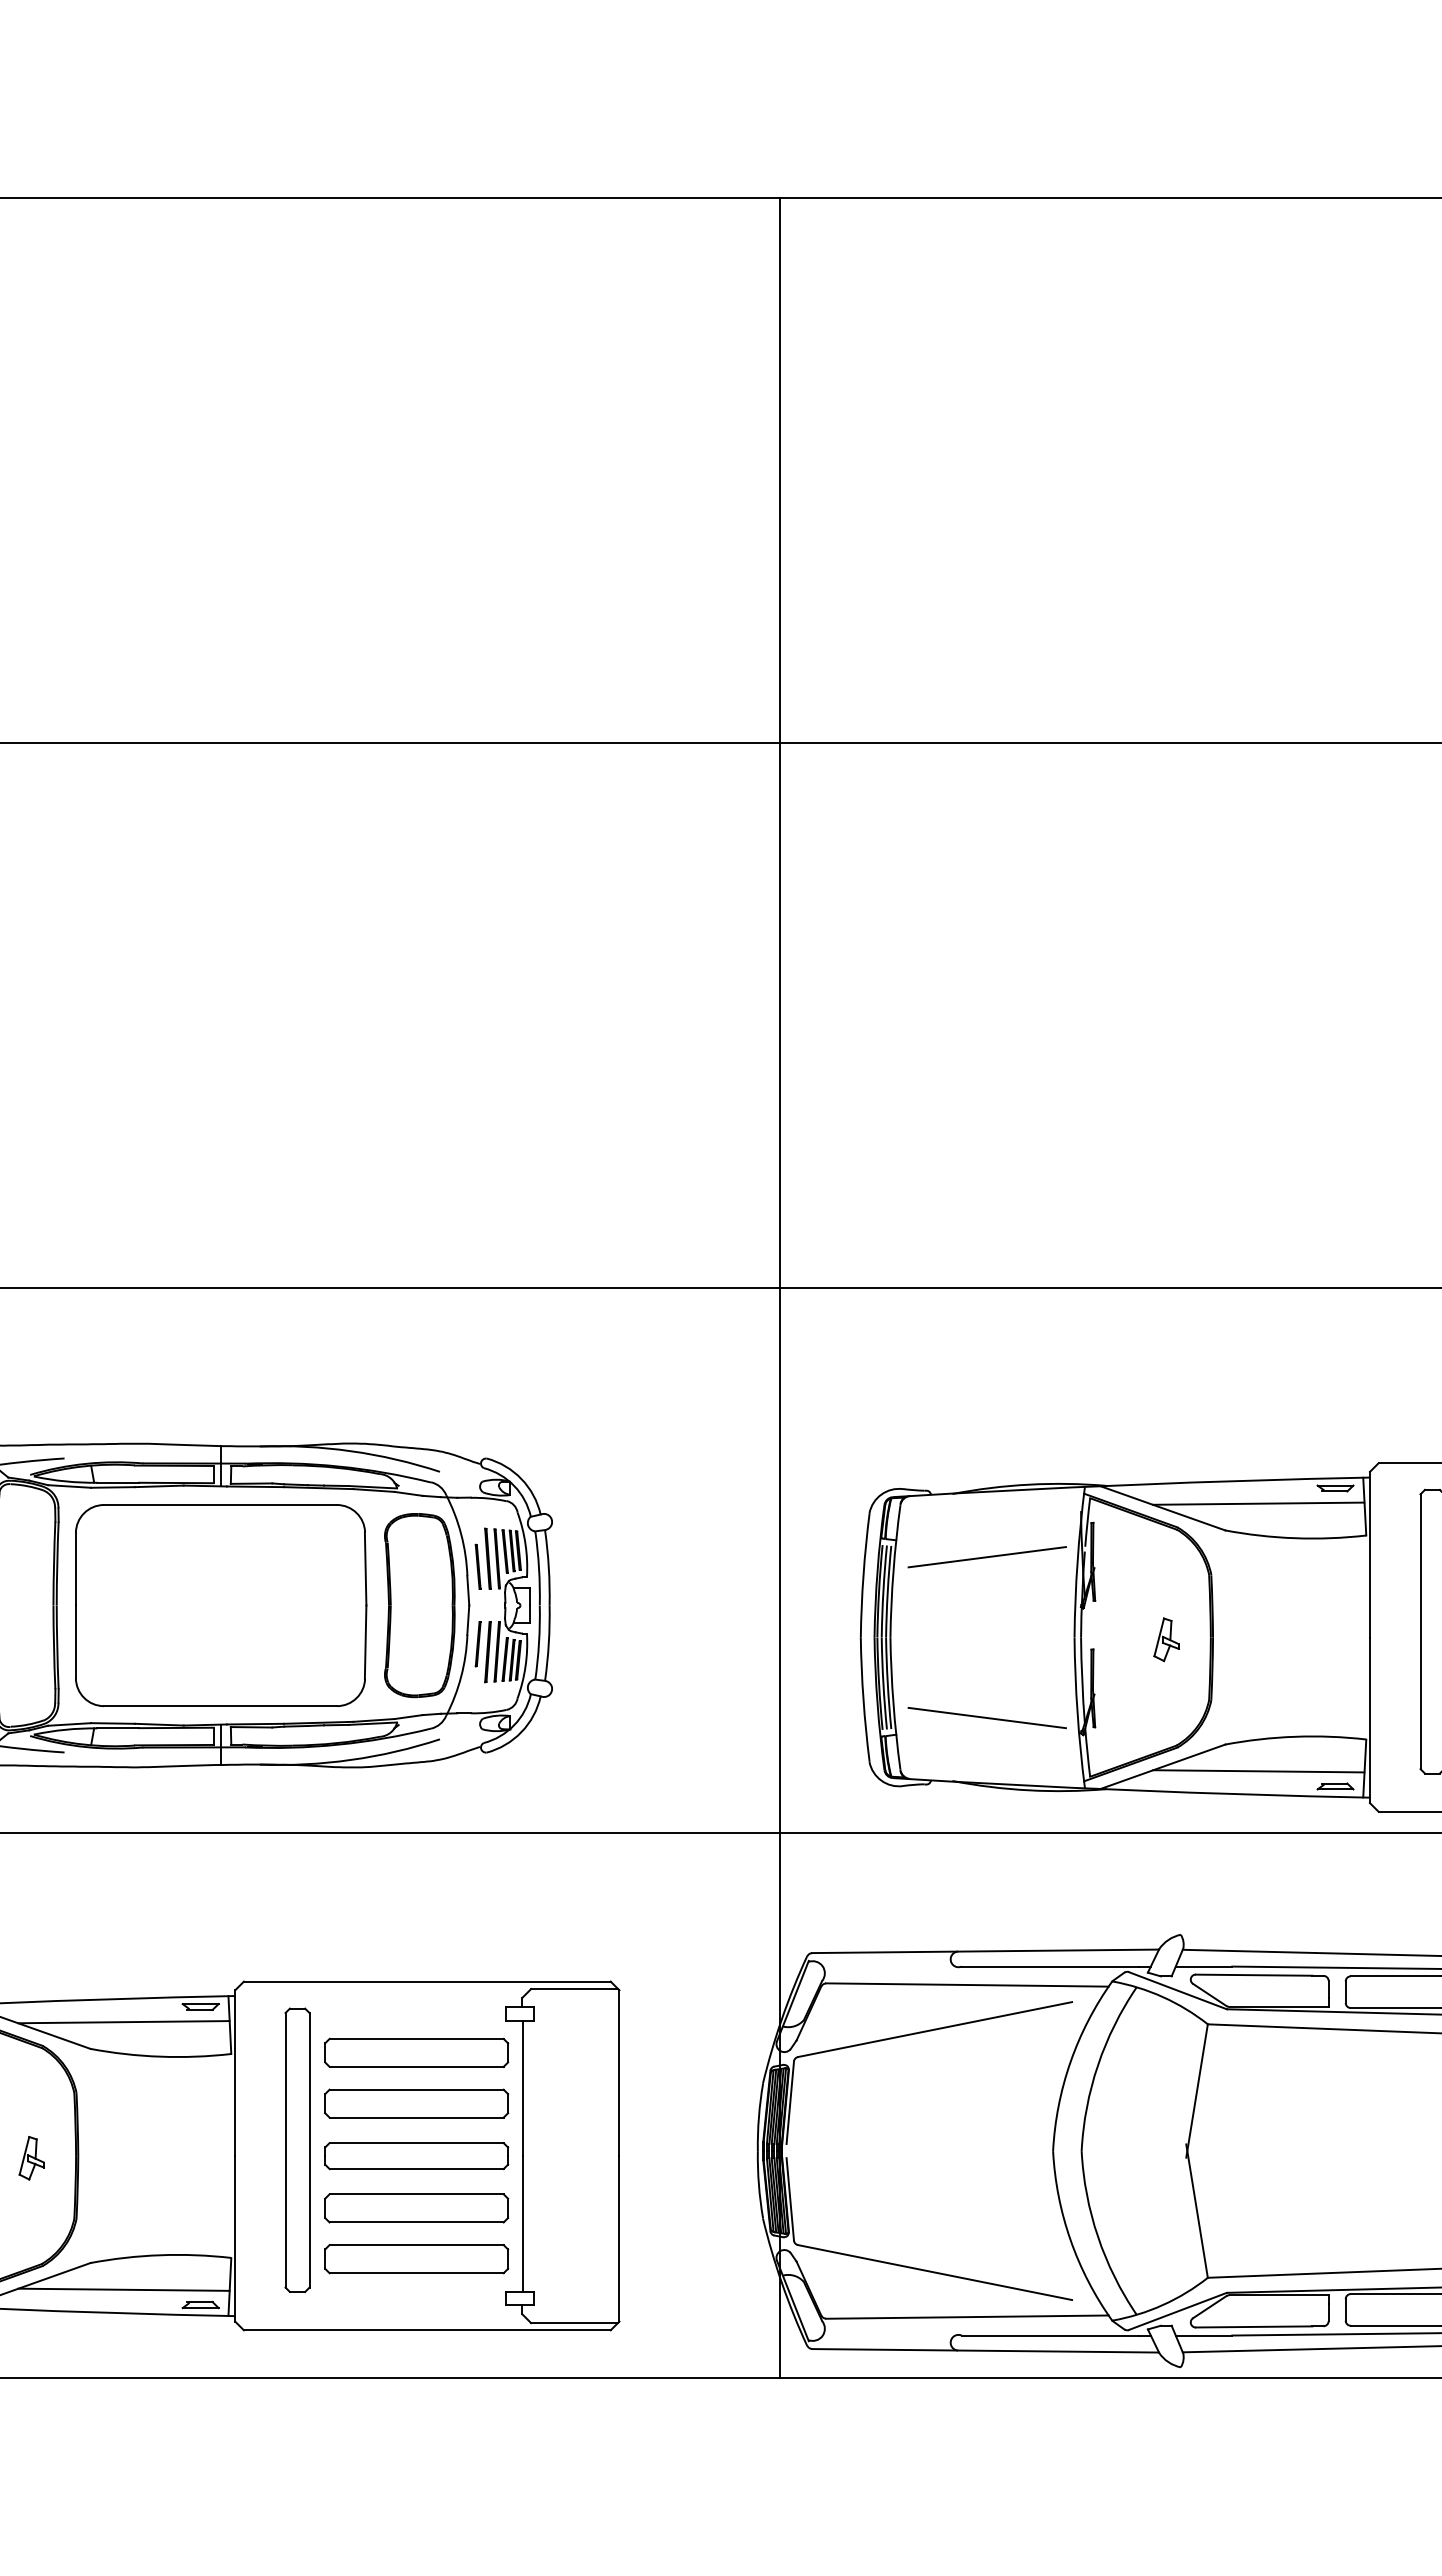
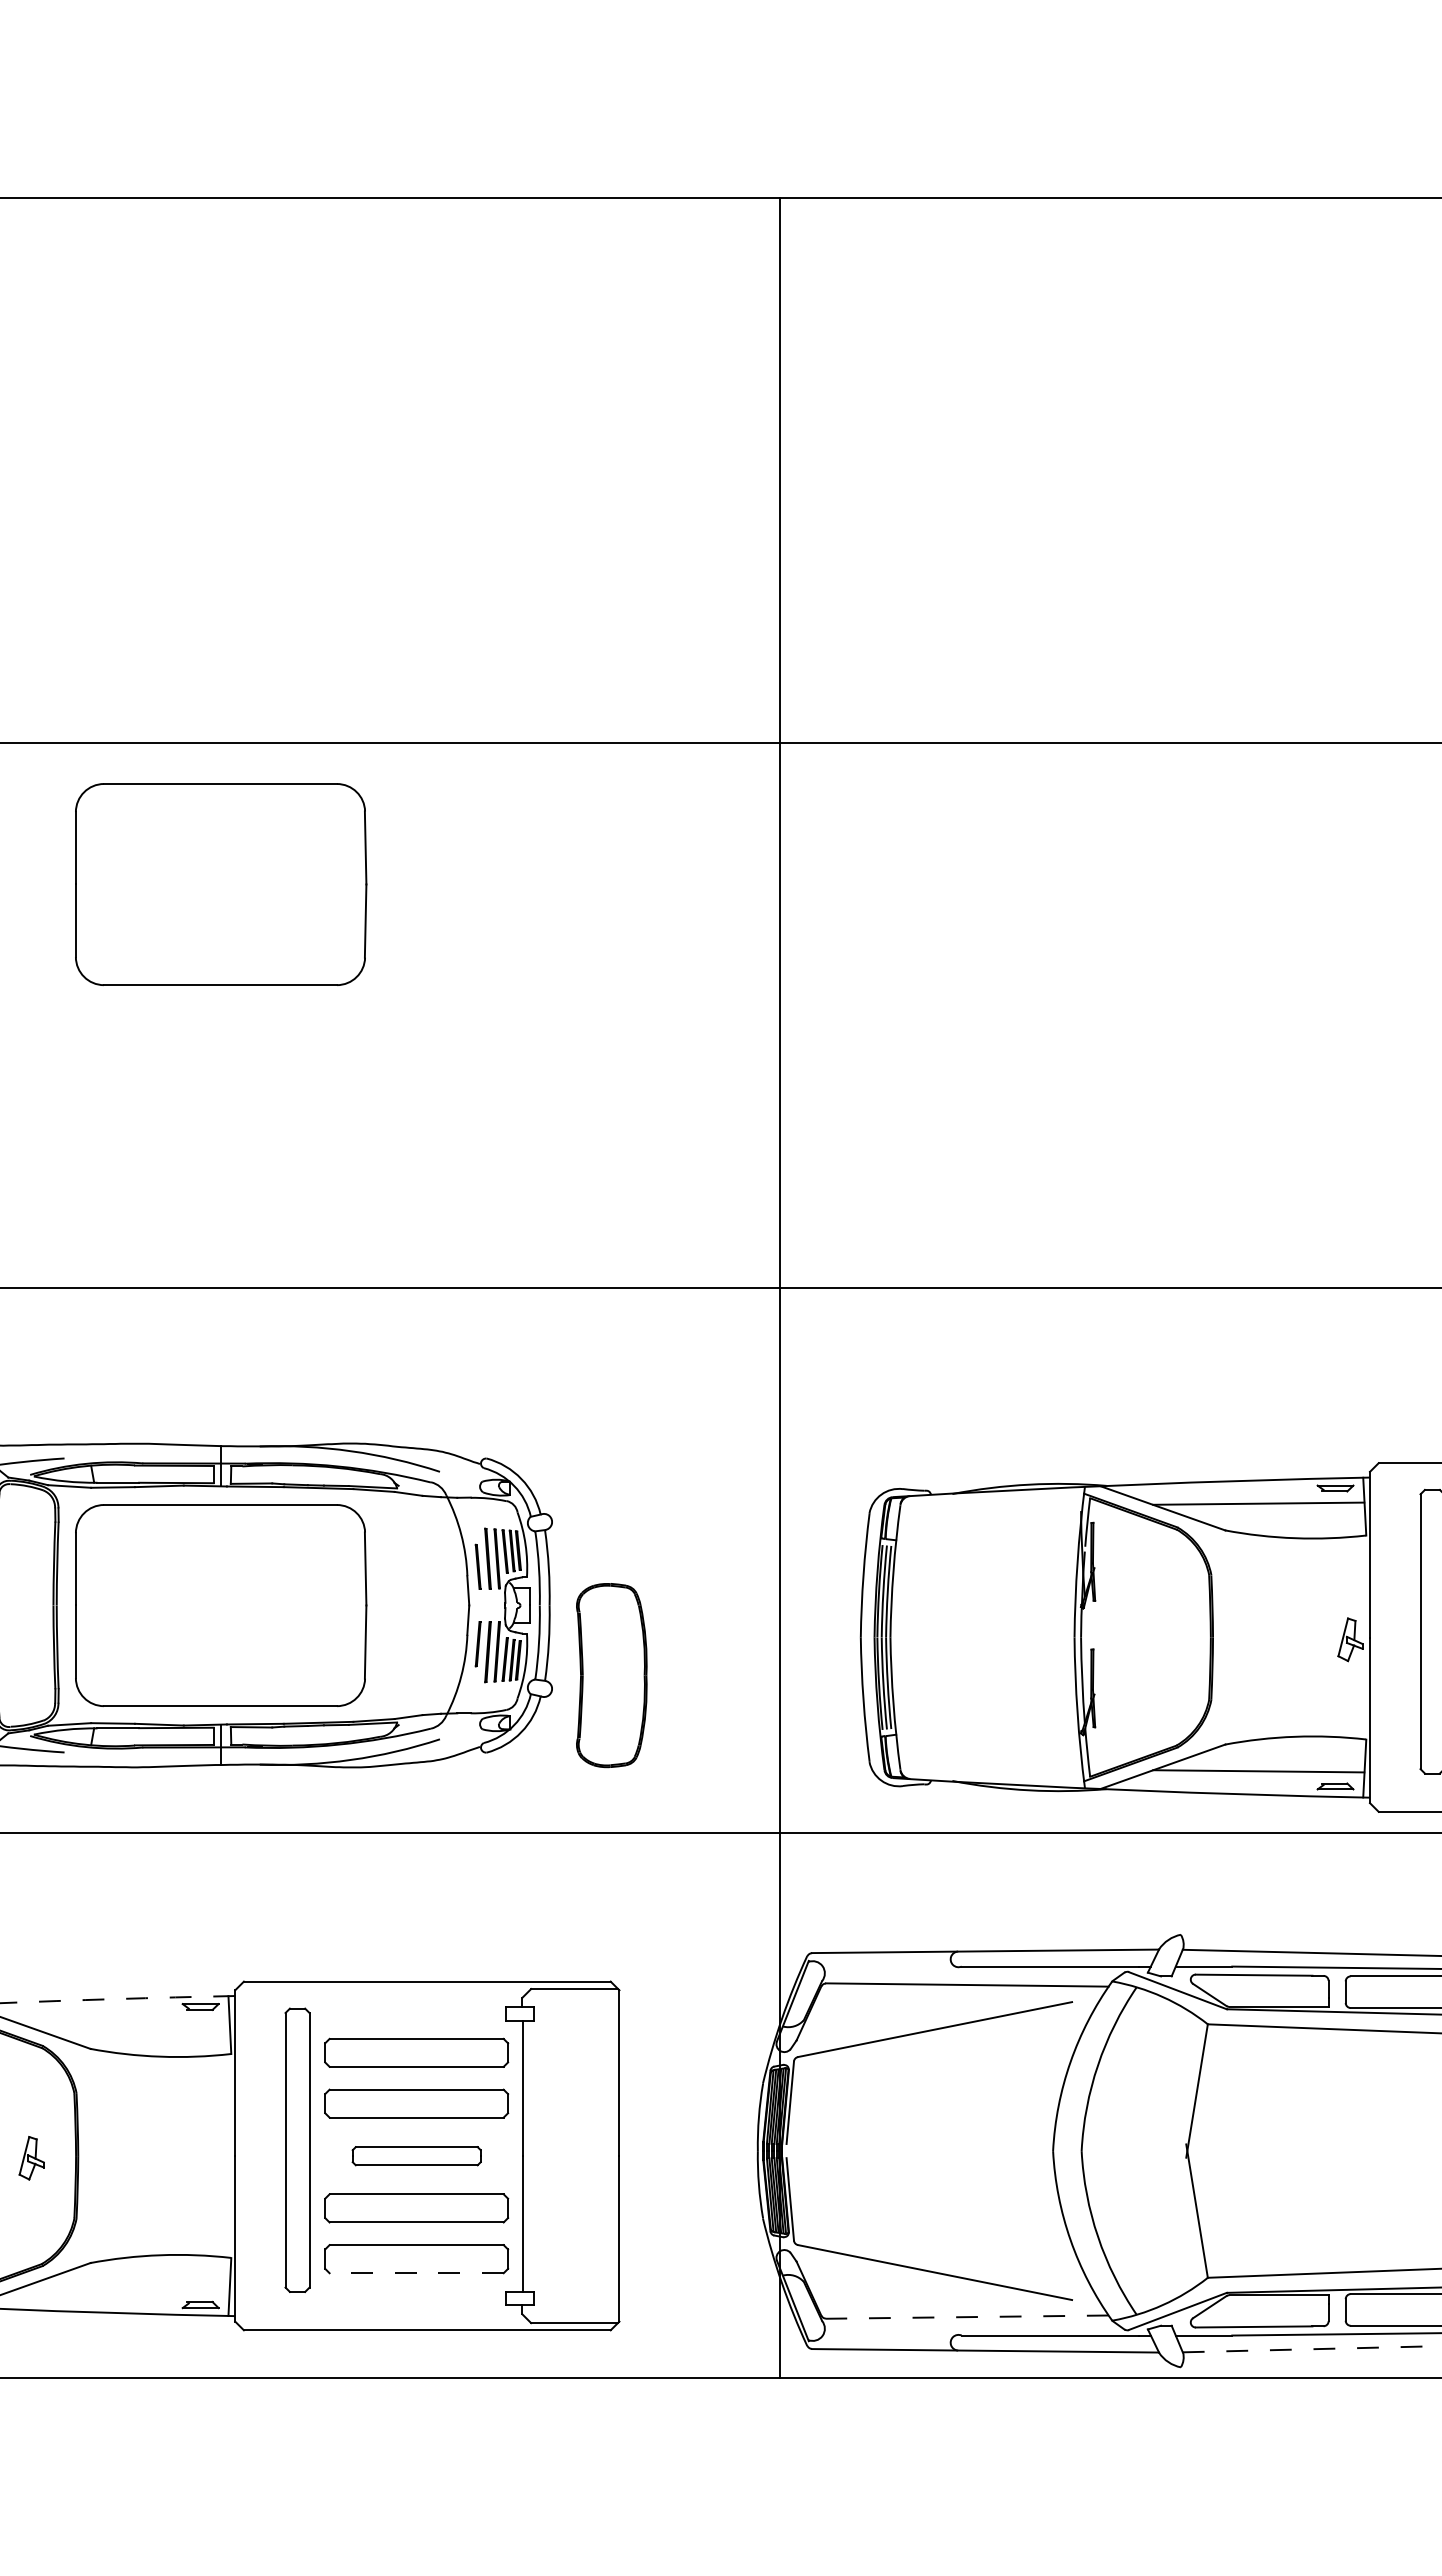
part: none -> present (221, 884)
line: present -> none (986, 1557)
part position: (419, 1605) -> (611, 1675) (611, 1675)
part position: (1166, 1639) -> (1350, 1639) (1350, 1639)
line: present -> none (986, 1717)
arc: solid -> dashed (116, 1999)
line: present -> none (123, 2022)
part size: 186x29 px -> 131x21 px (416, 2156)
line: solid -> dashed (416, 2273)
line: present -> none (123, 2289)
line: solid -> dashed (966, 2317)
line: solid -> dashed (1312, 2349)
